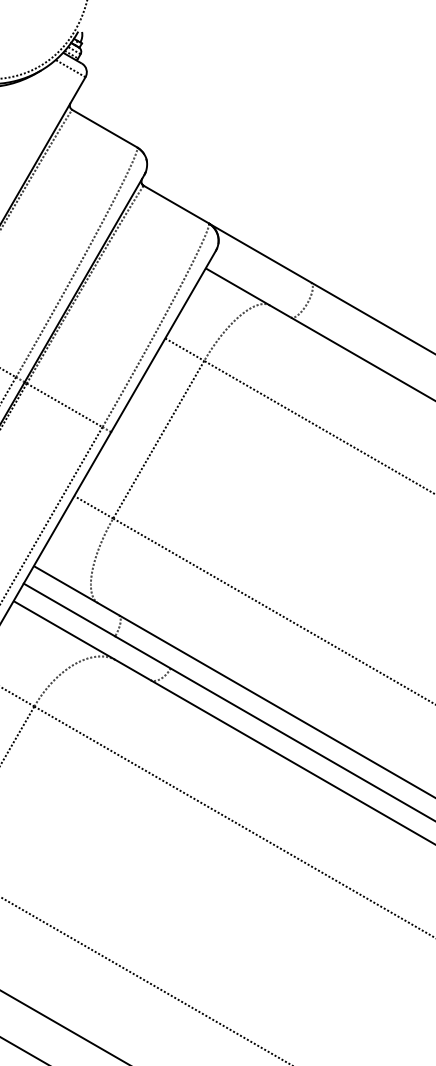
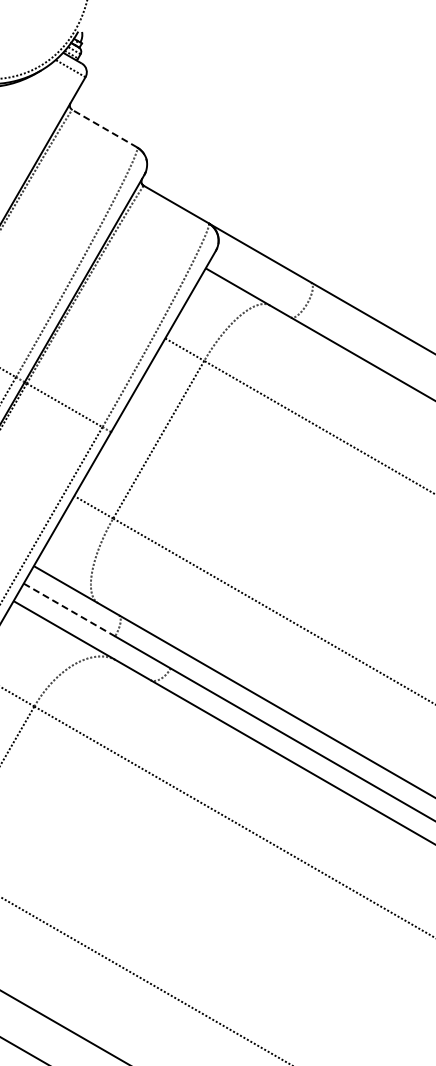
line: solid -> dashed (104, 128)
line: solid -> dashed (69, 610)
